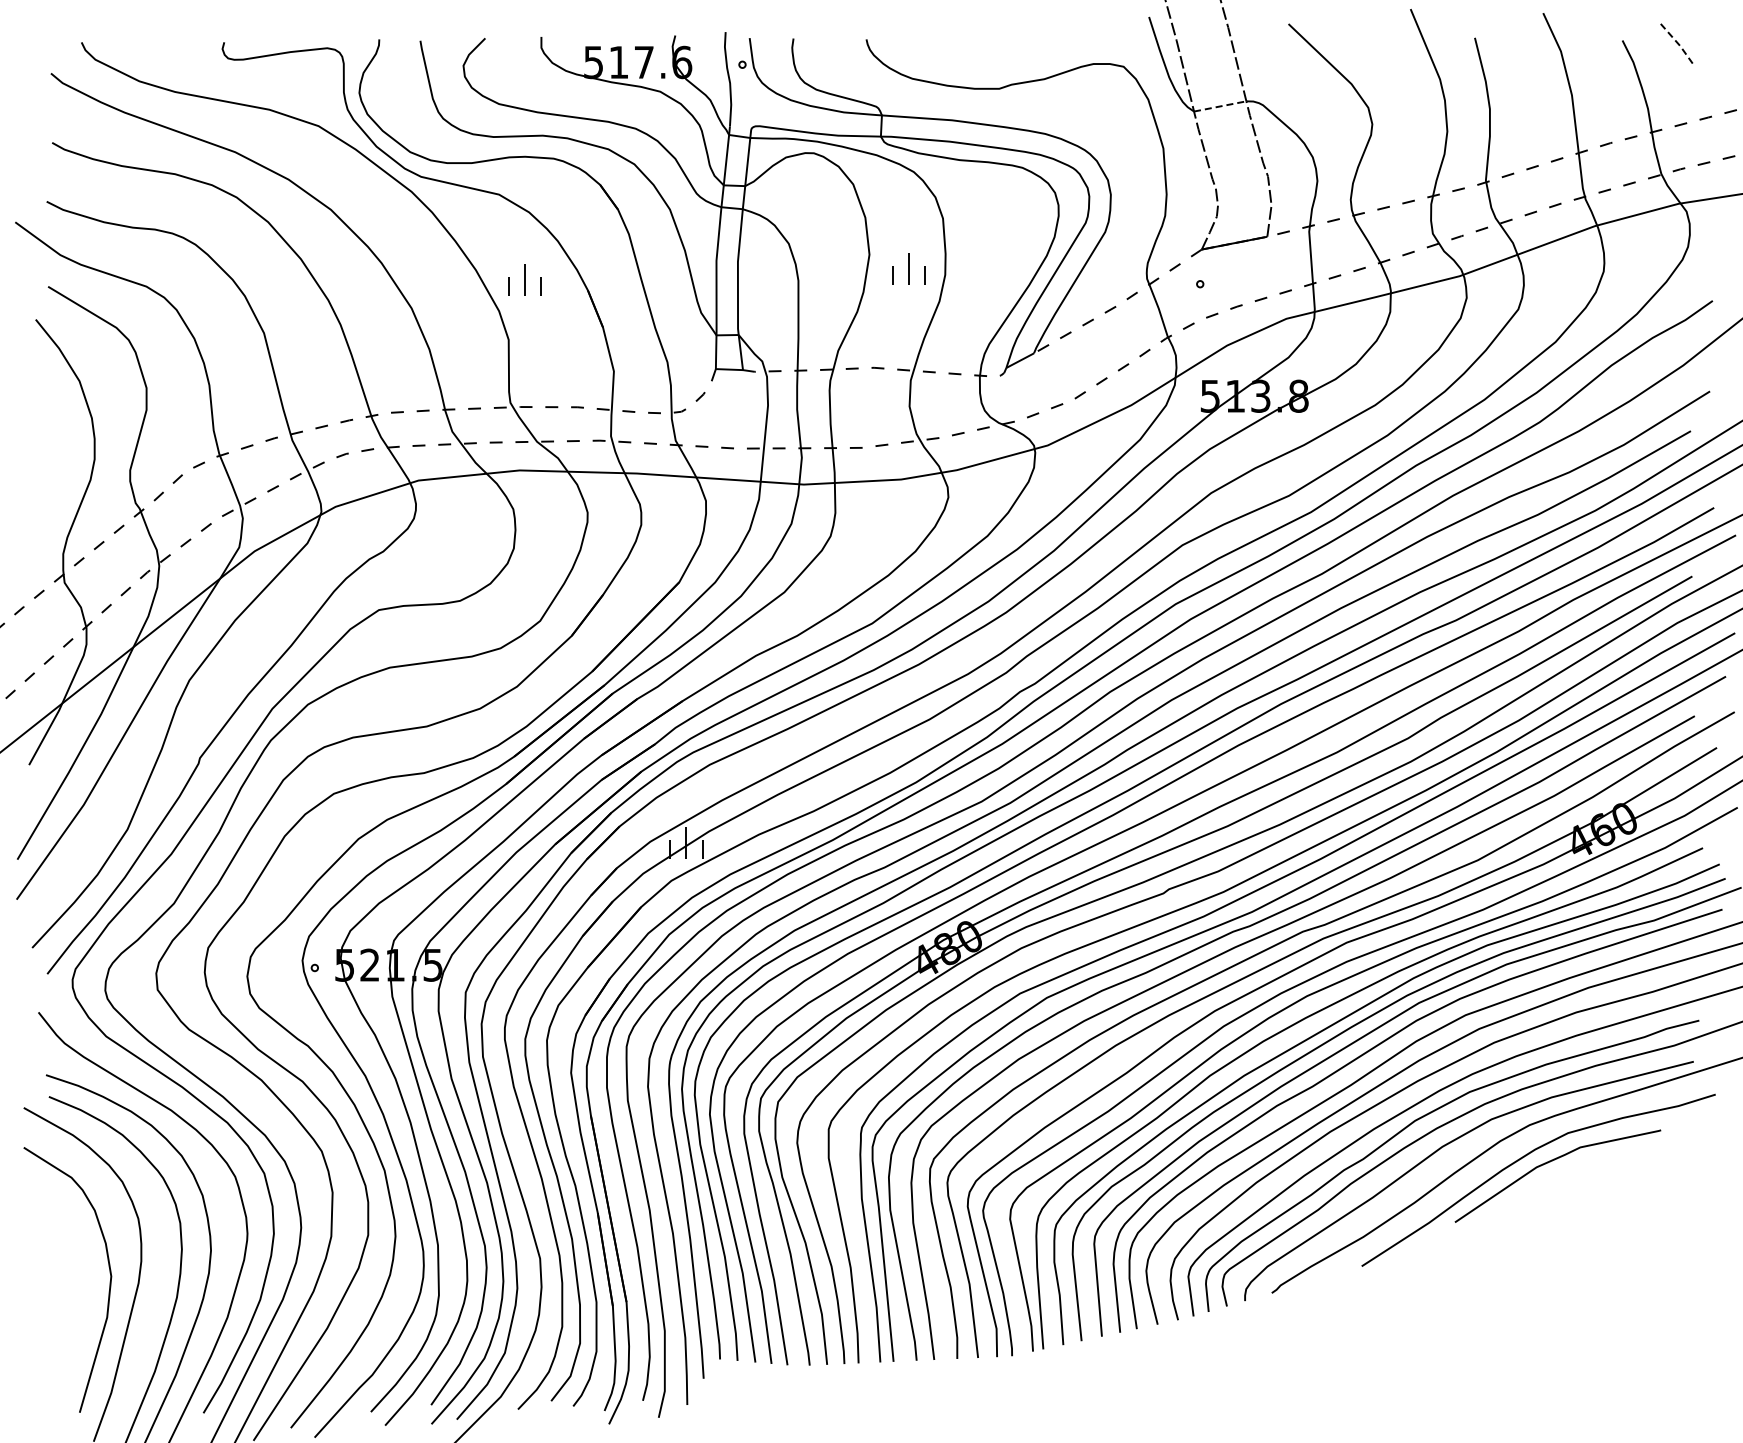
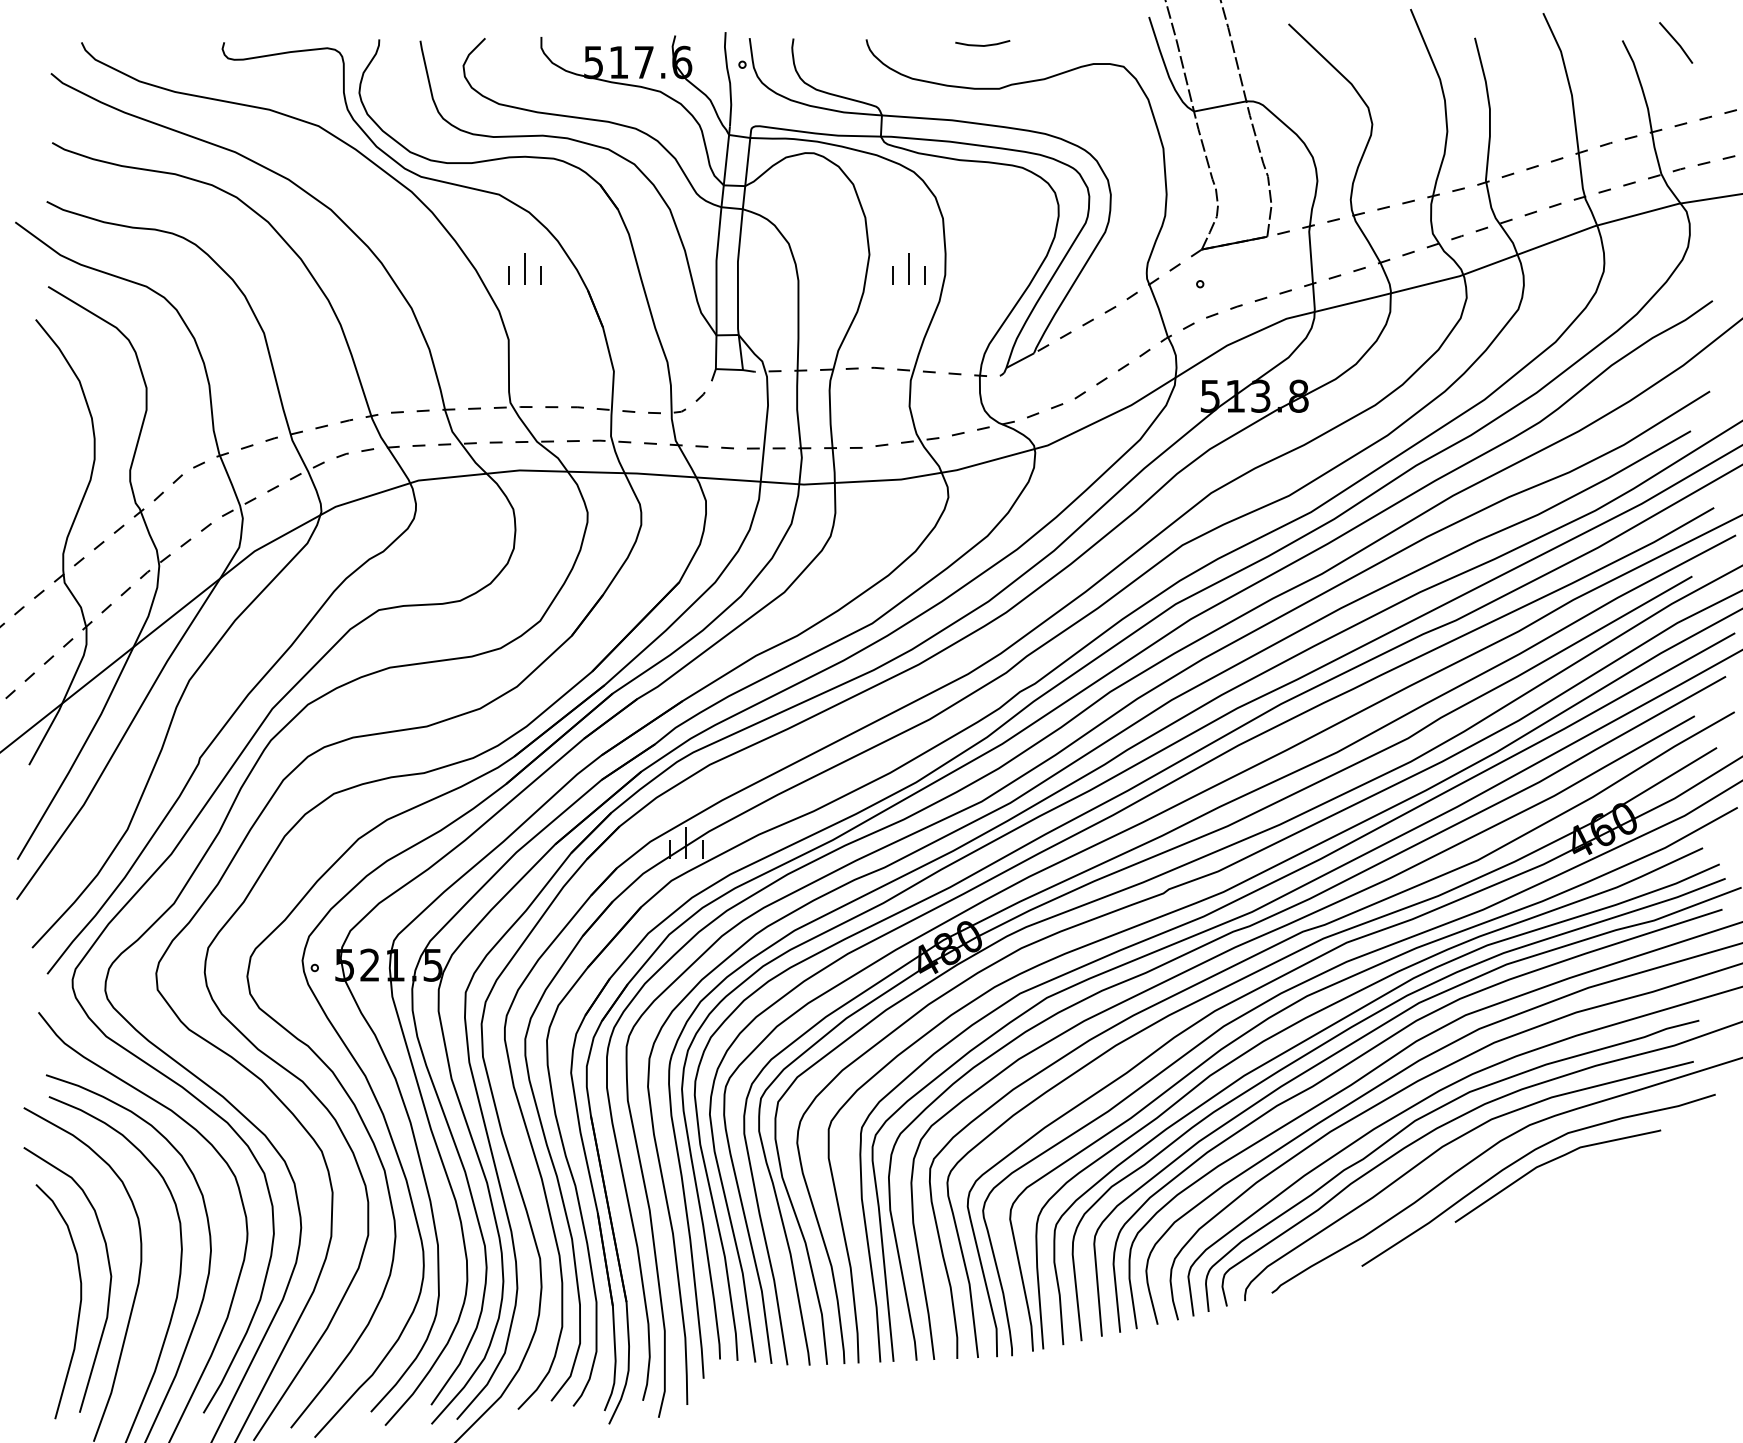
line: dashed -> solid (1676, 42)
line: none -> present (982, 45)
line: dashed -> solid (1220, 106)
part position: (524, 279) -> (524, 268) (524, 268)
curve: none -> present (79, 1302)
